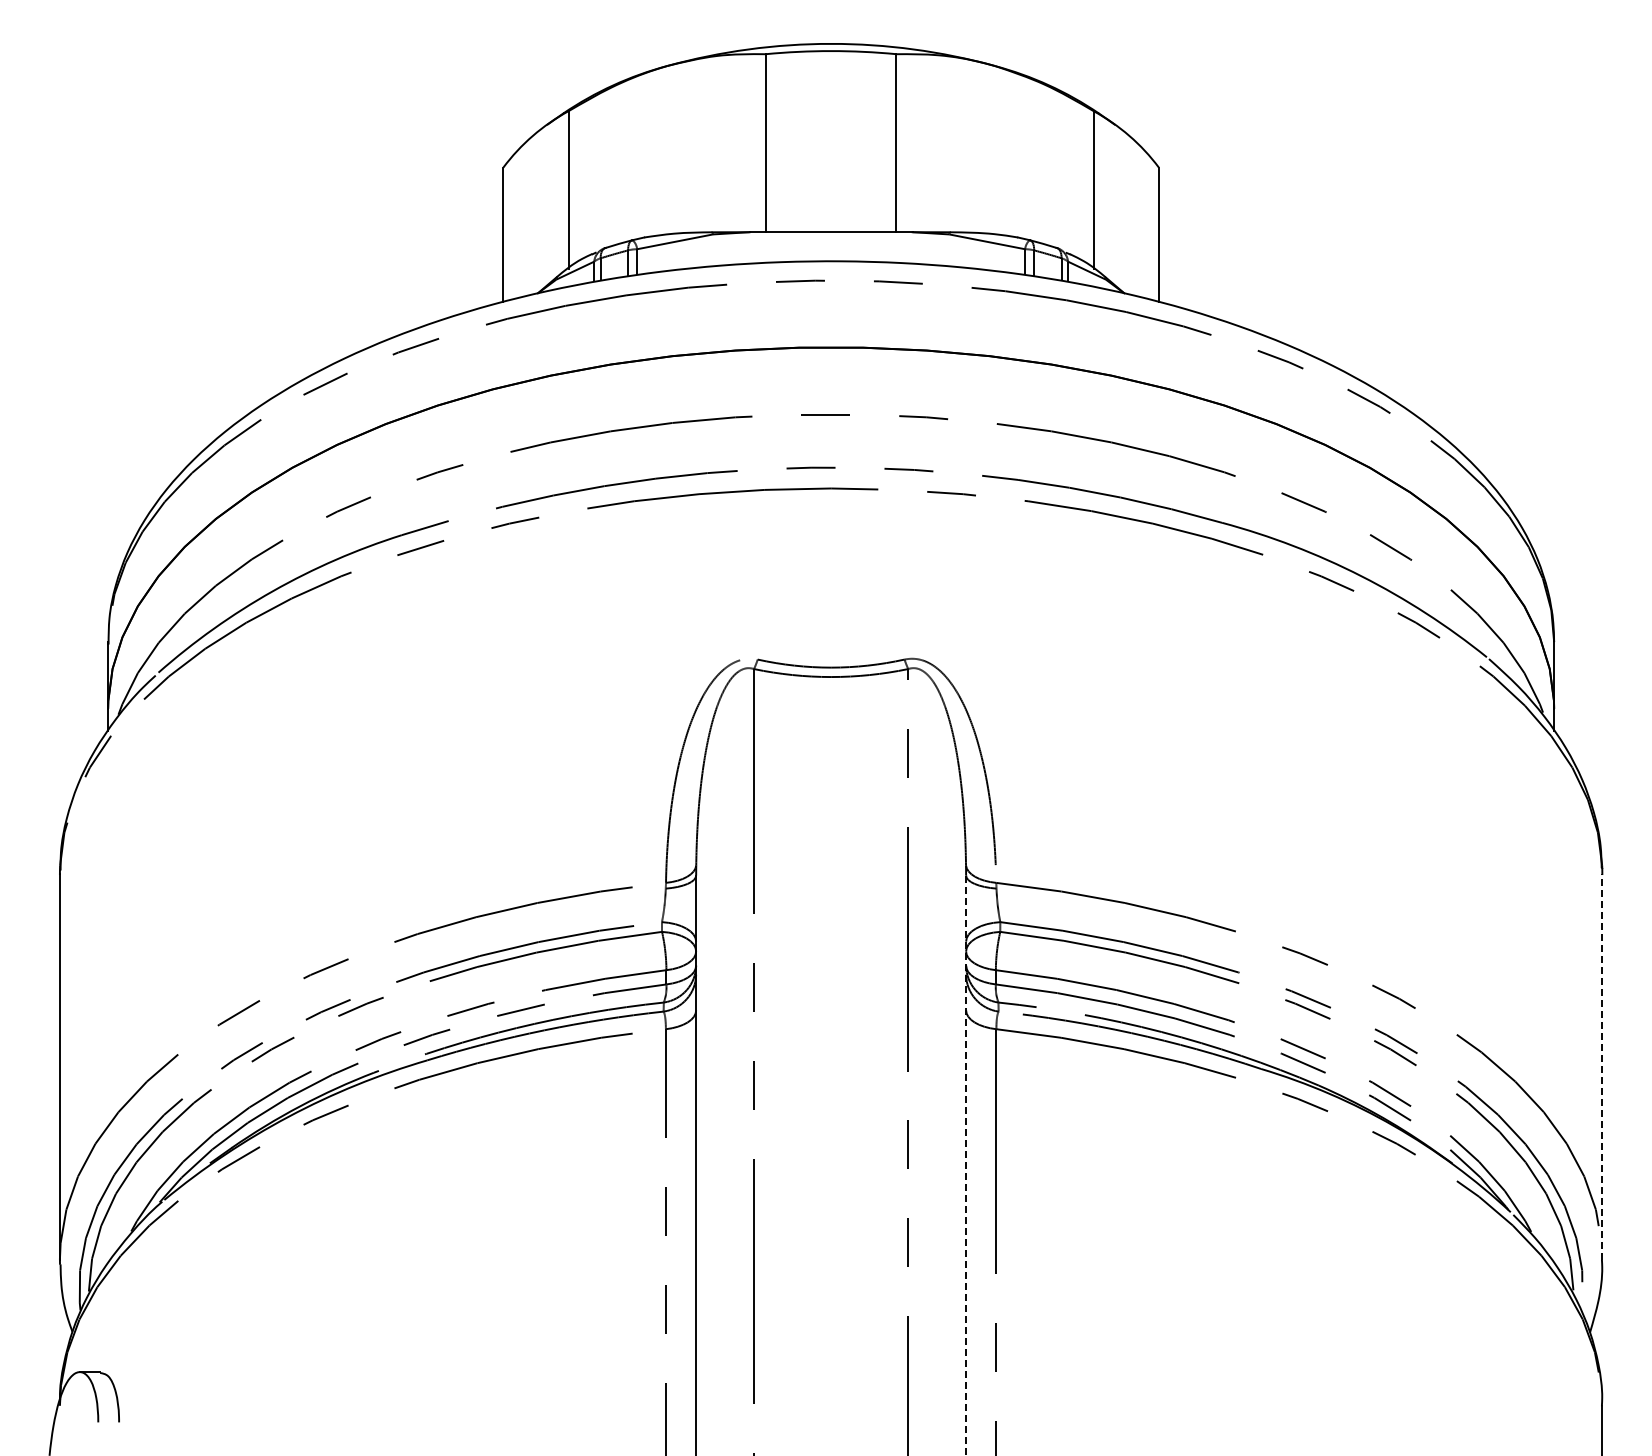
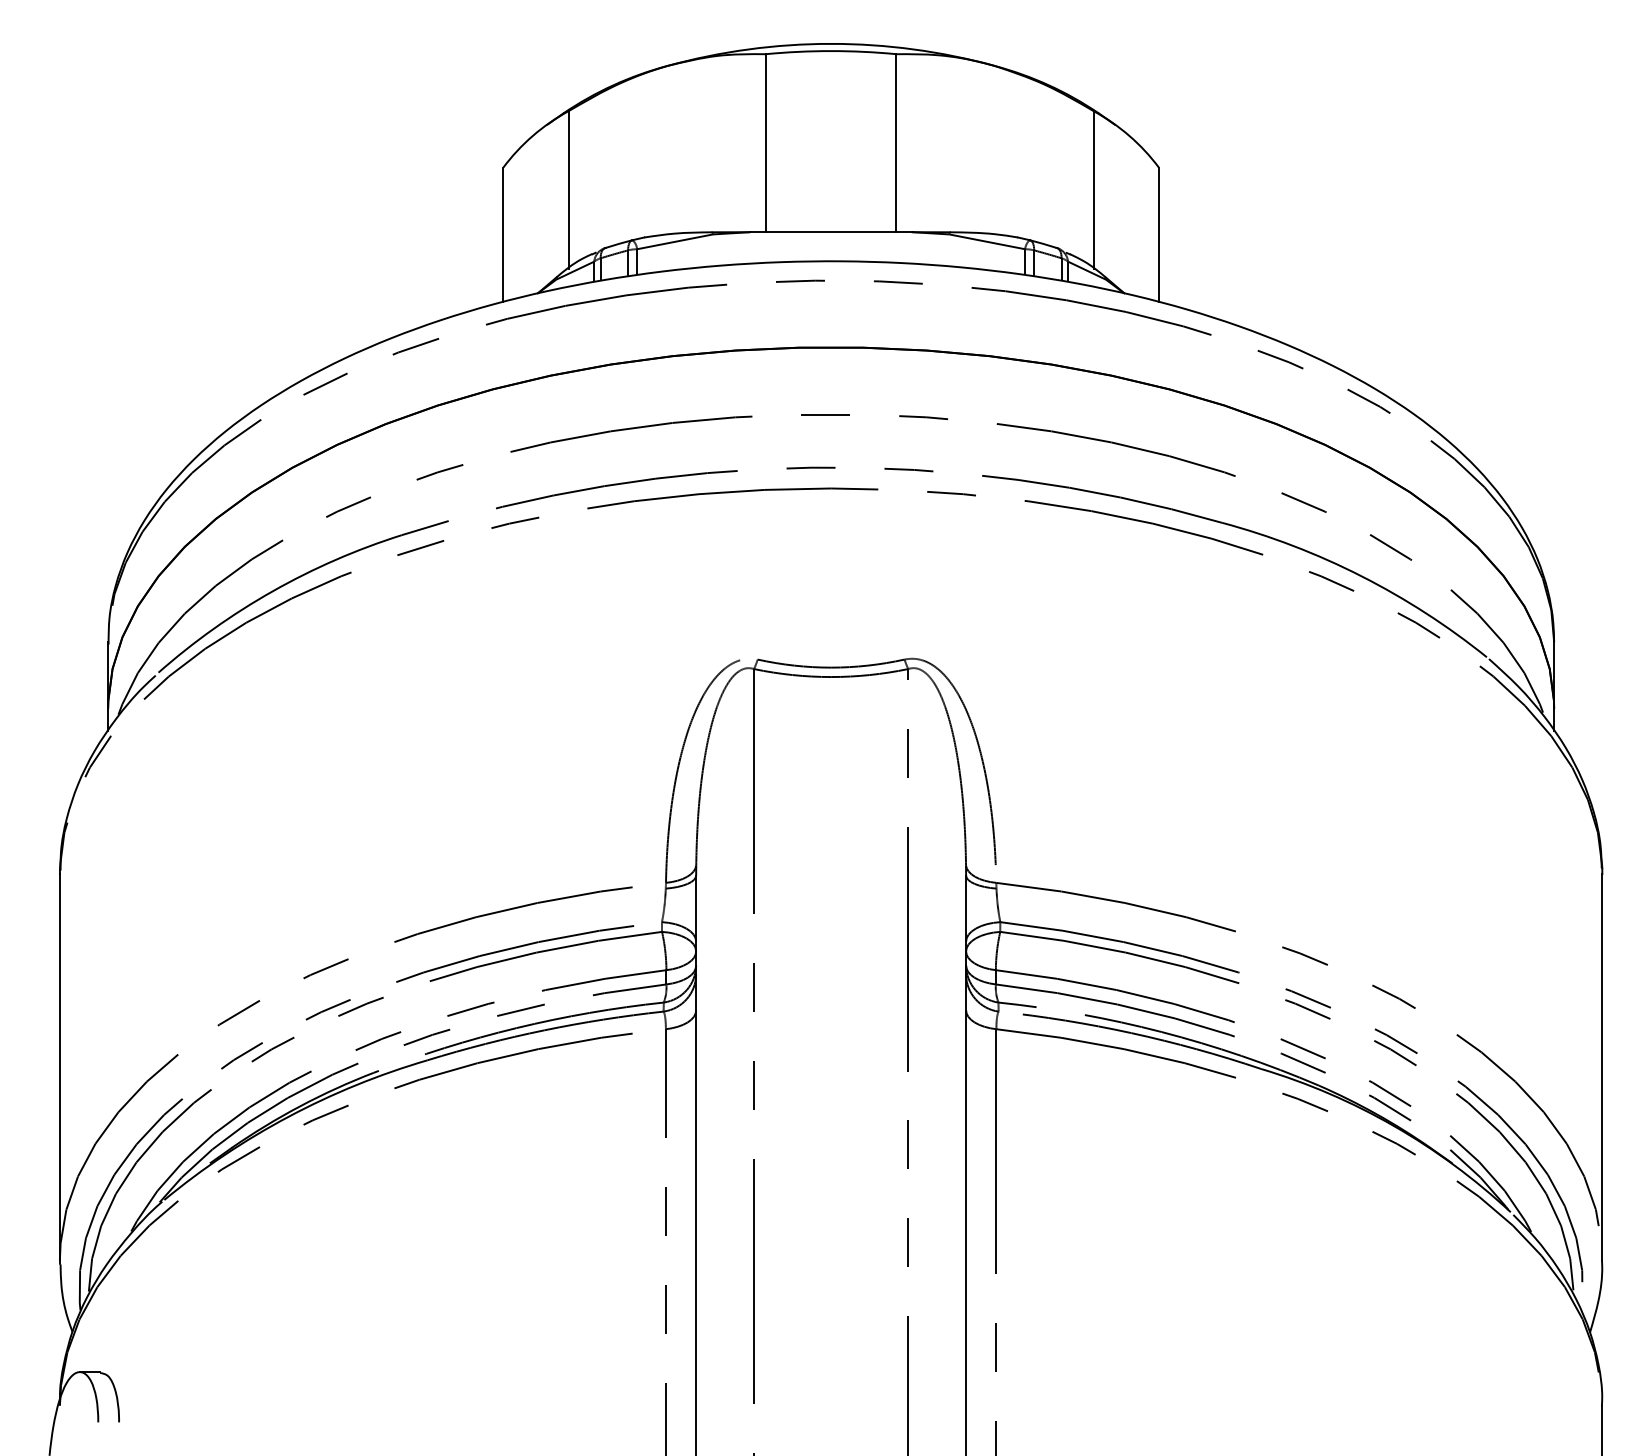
line: dashed -> solid (1602, 1066)
line: dashed -> solid (966, 1165)
